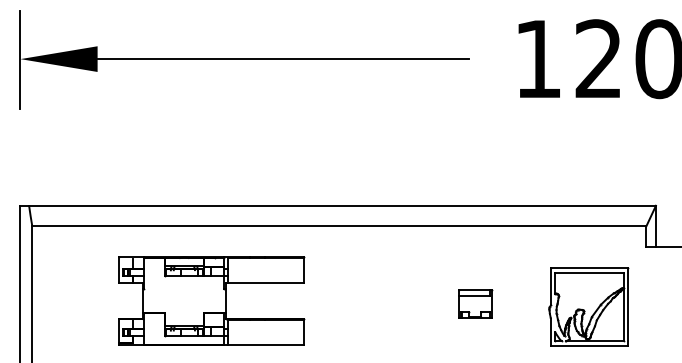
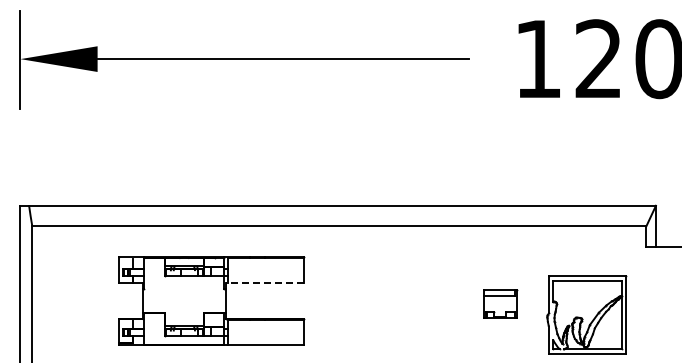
line: solid -> dashed (264, 282)
part position: (475, 303) -> (500, 303) (500, 303)
part position: (588, 306) -> (586, 314) (586, 314)
